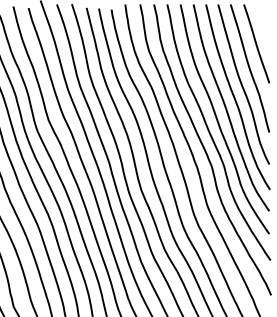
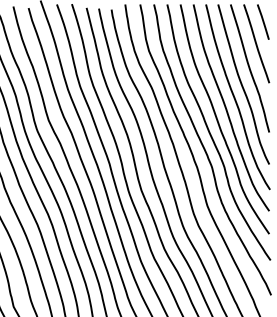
line: none -> present (263, 21)
